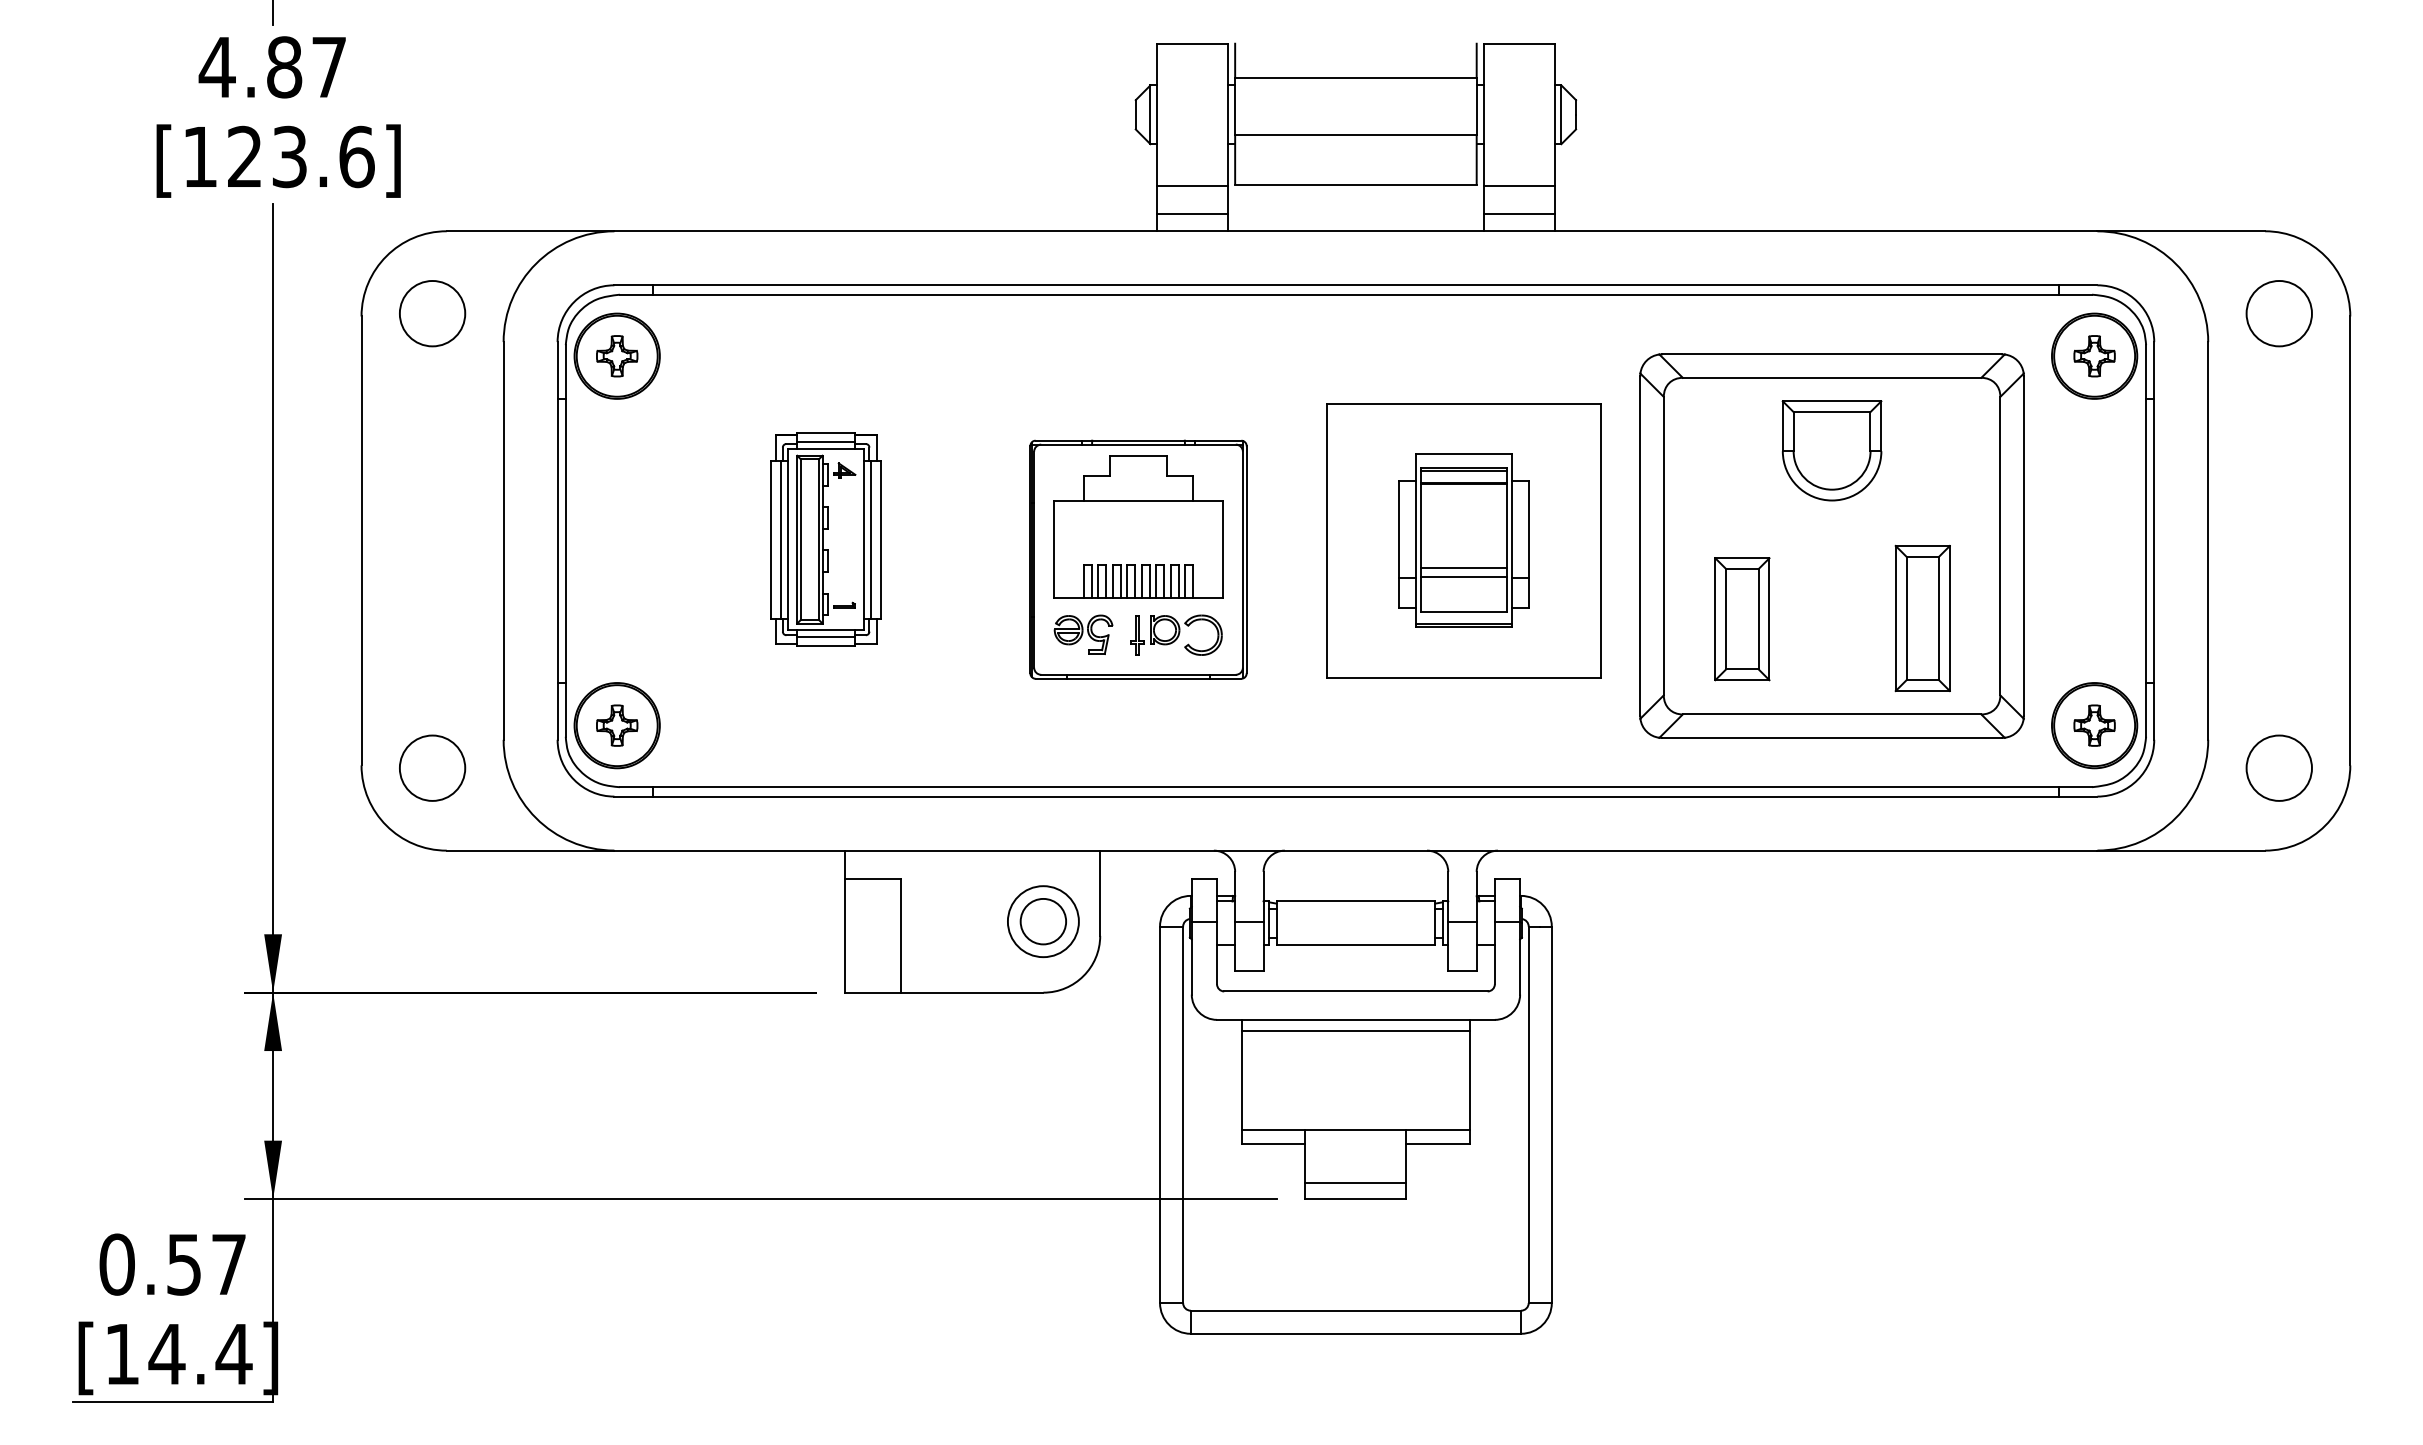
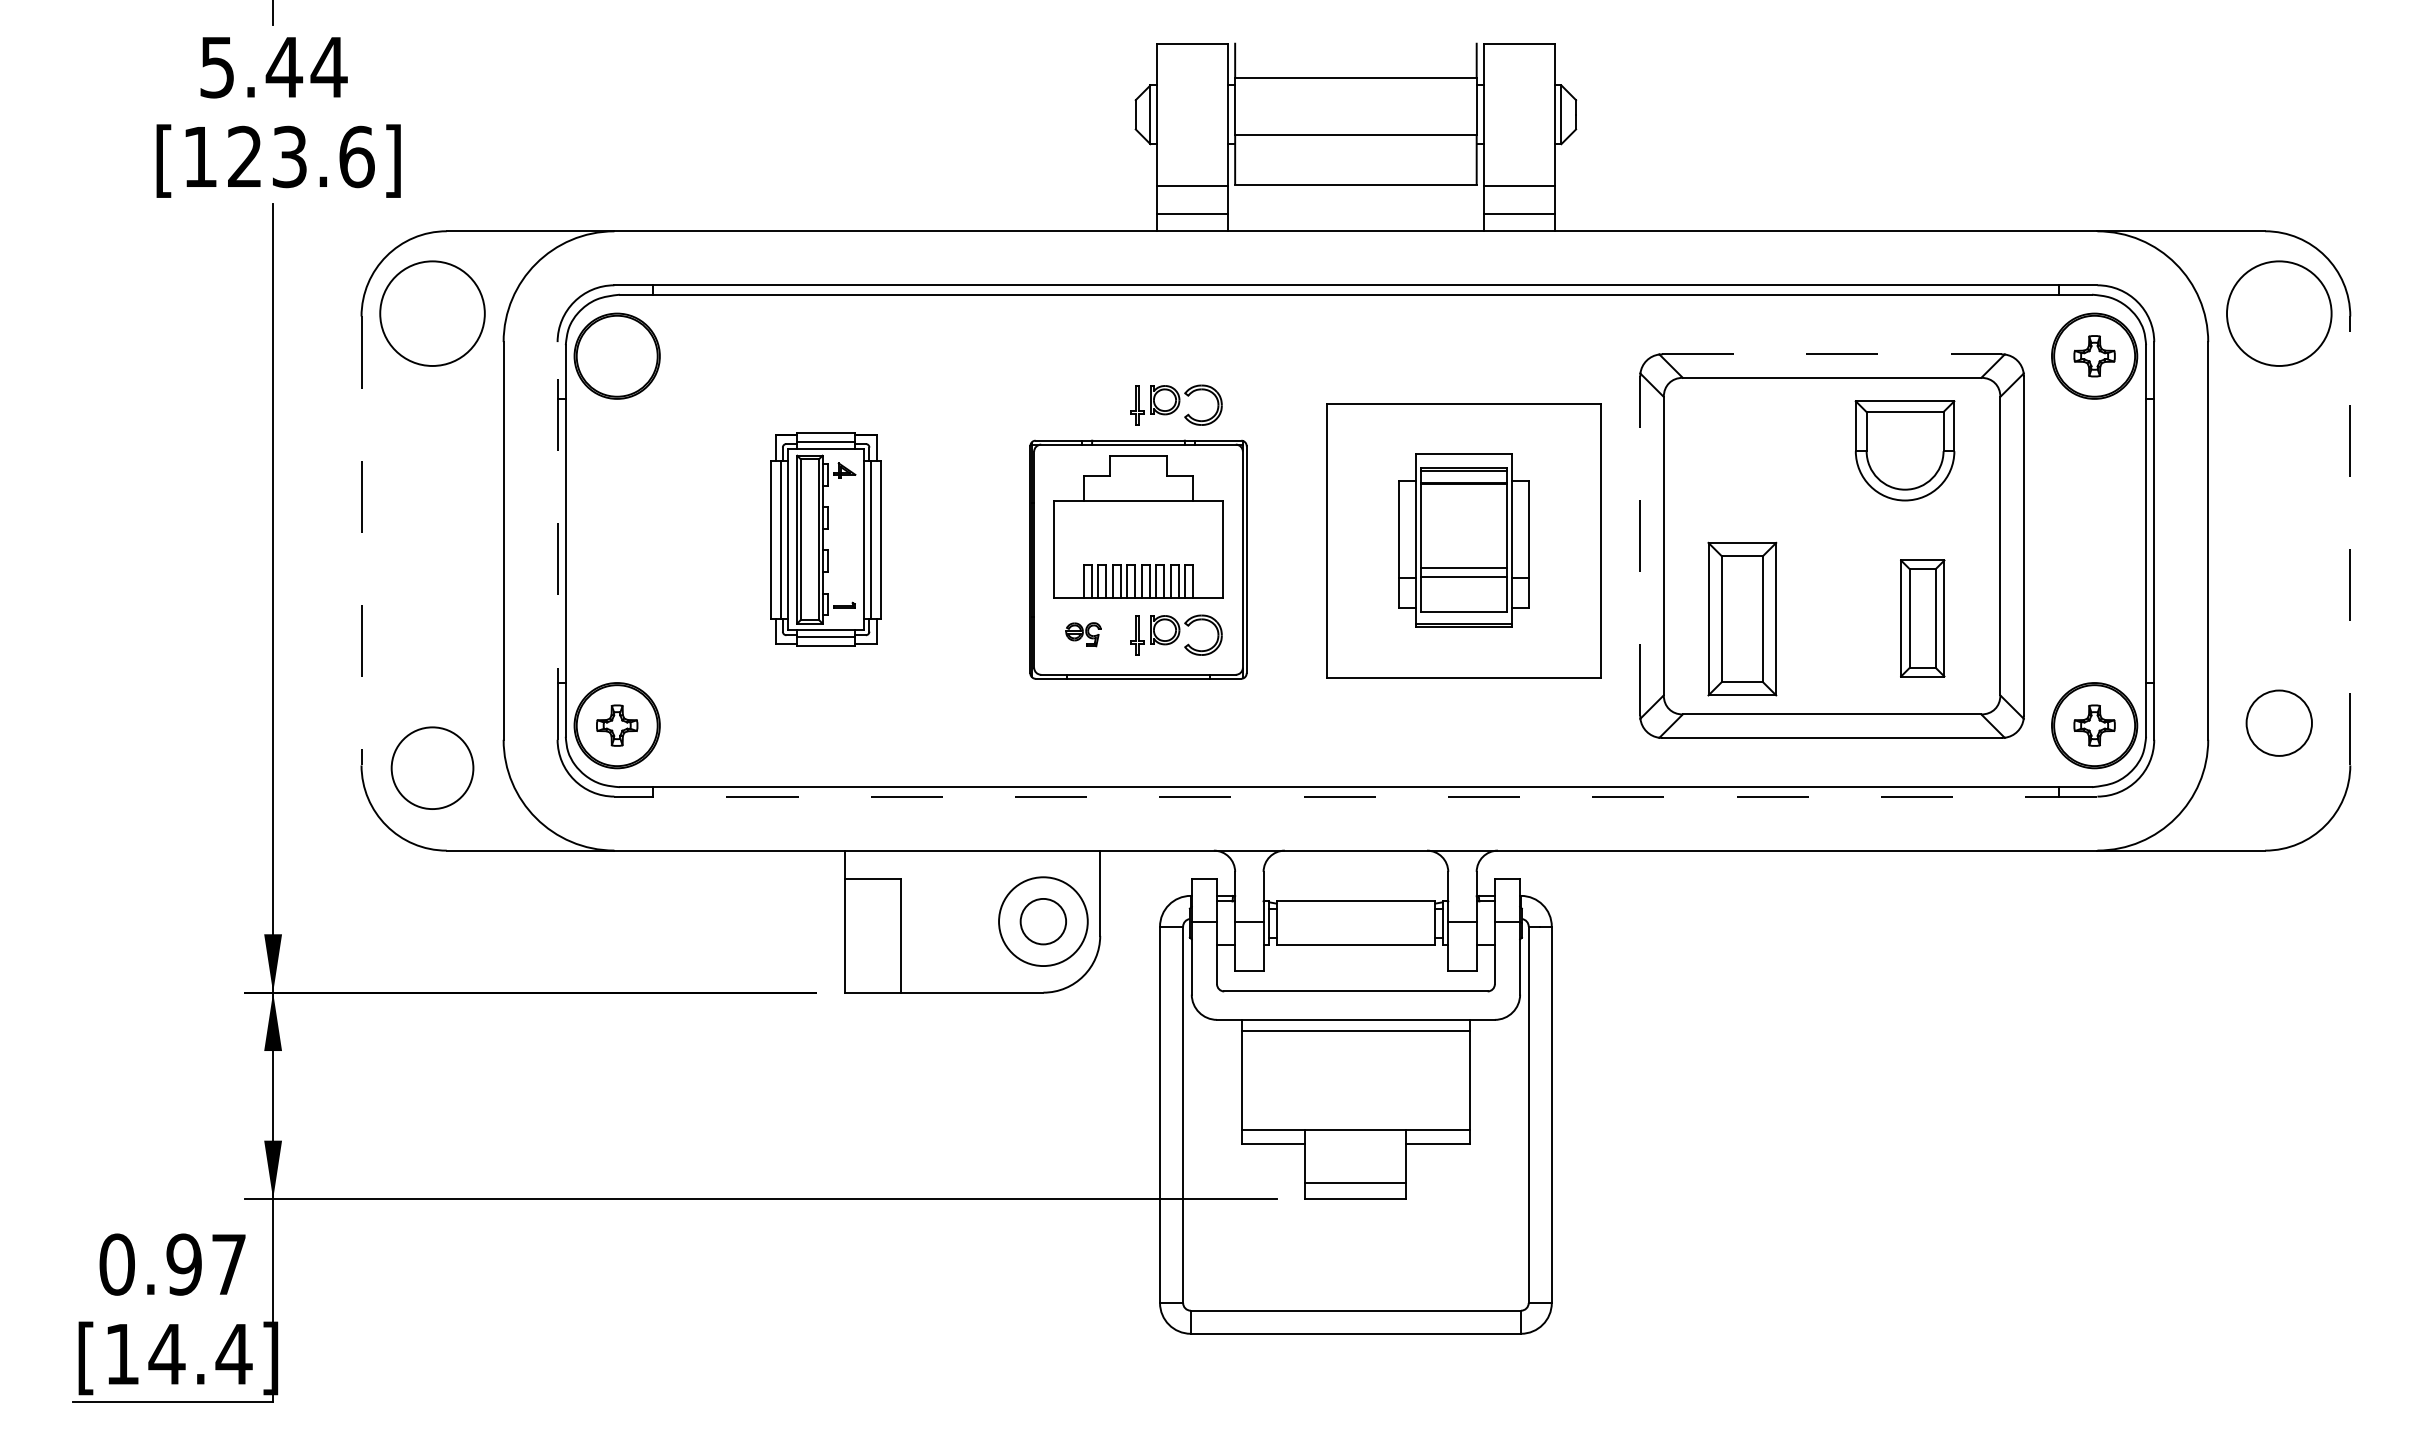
text: 4.87 -> 5.44 (272, 67)
circle diameter: 65 px -> 105 px (432, 313)
circle diameter: 65 px -> 105 px (2278, 313)
line: solid -> dashed (1832, 354)
part: present -> none (617, 356)
part: none -> present (1176, 404)
part position: (1831, 450) -> (1904, 450) (1904, 450)
line: solid -> dashed (557, 540)
line: solid -> dashed (2350, 540)
line: solid -> dashed (361, 541)
line: solid -> dashed (1640, 545)
part size: 57x149 px -> 46x119 px (1922, 618)
part size: 57x125 px -> 71x156 px (1742, 618)
part size: 61x41 px -> 37x26 px (1083, 634)
circle diameter: 65 px -> 82 px (432, 768)
circle position: (2278, 767) -> (2278, 722) (2278, 722)
line: solid -> dashed (1355, 796)
circle diameter: 71 px -> 89 px (1043, 921)
text: 0.57 -> 0.97 (183, 1264)
